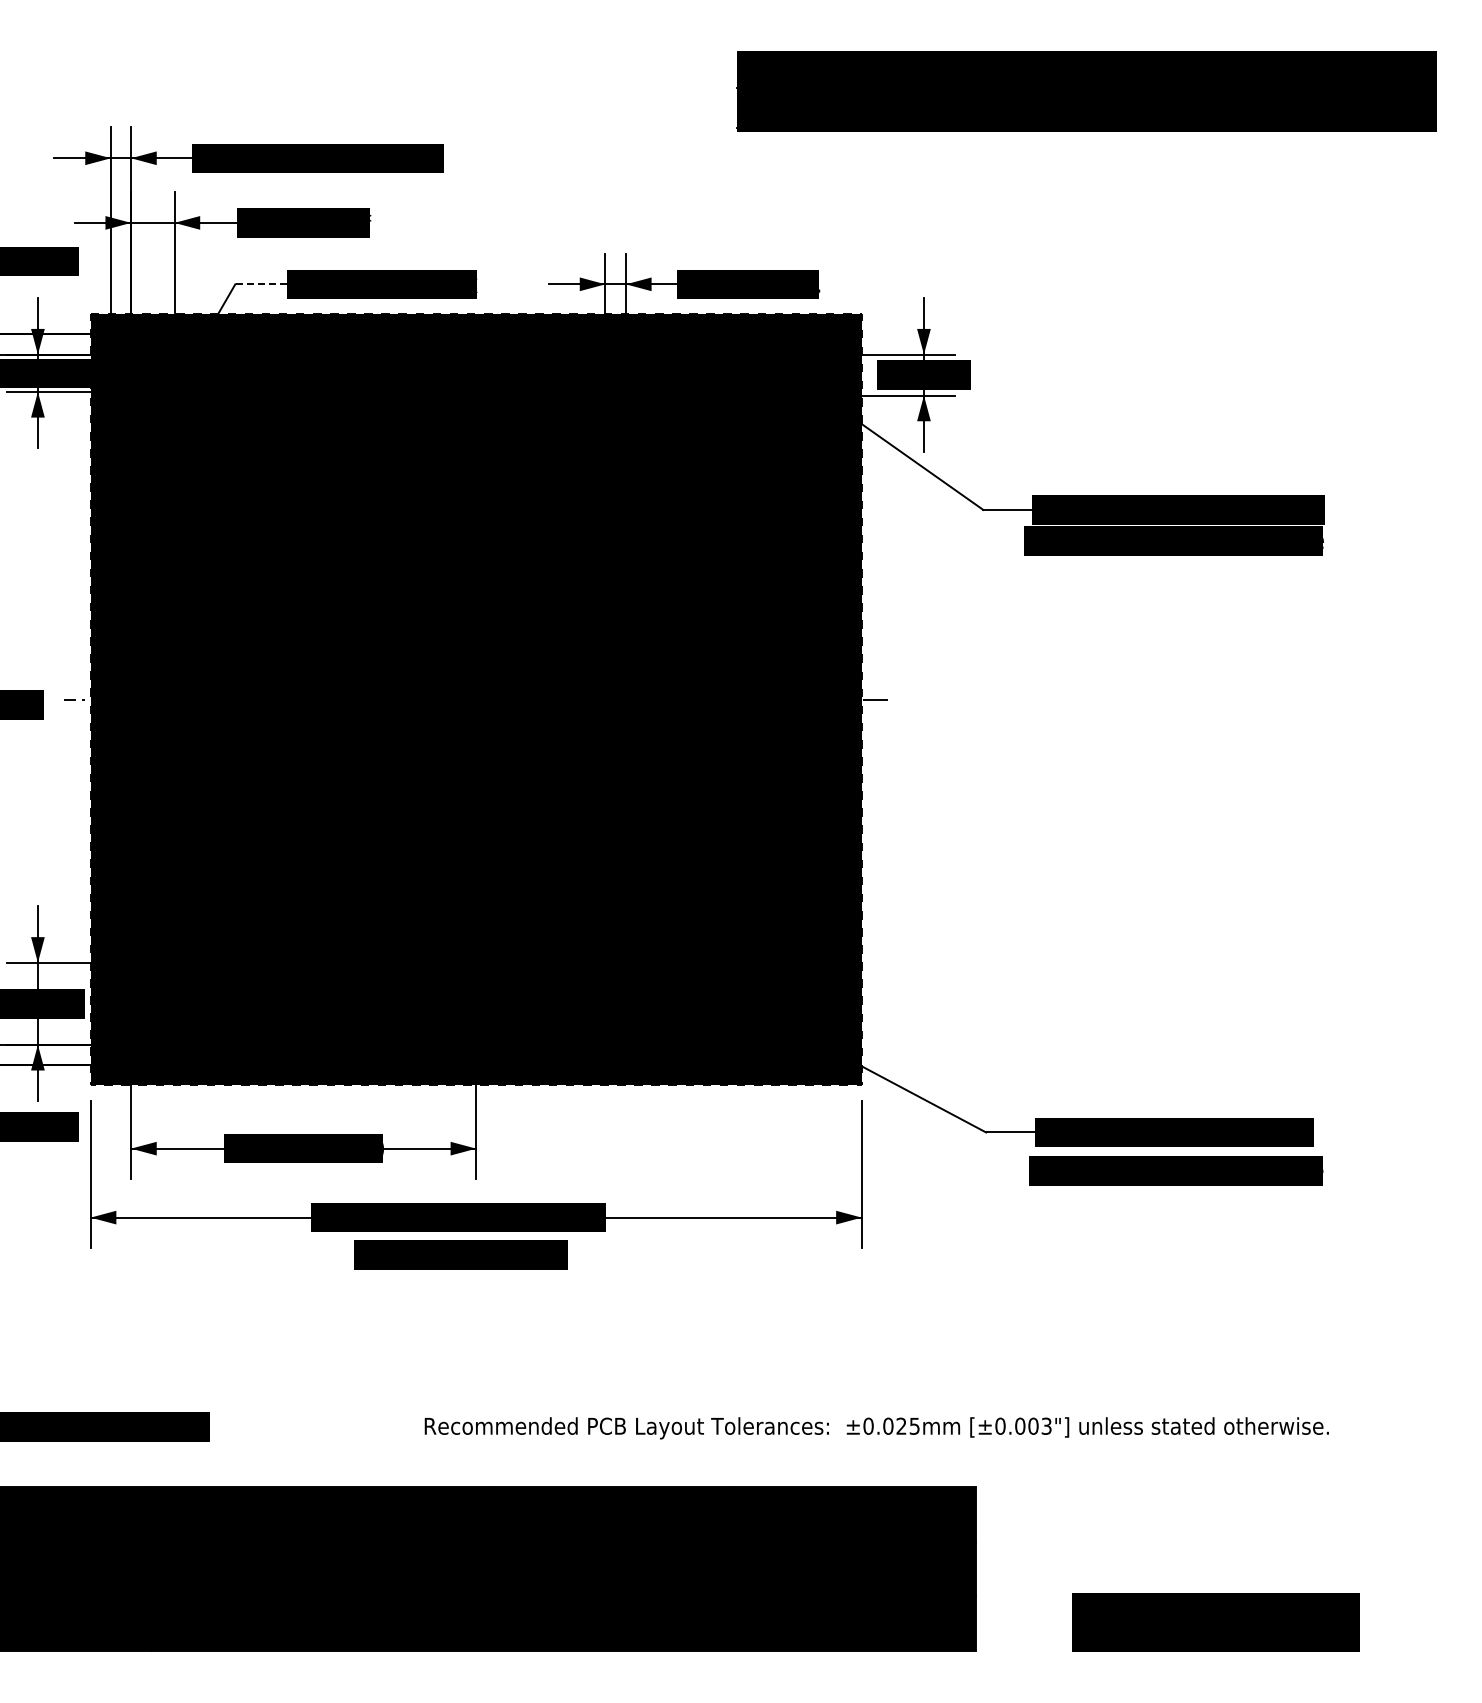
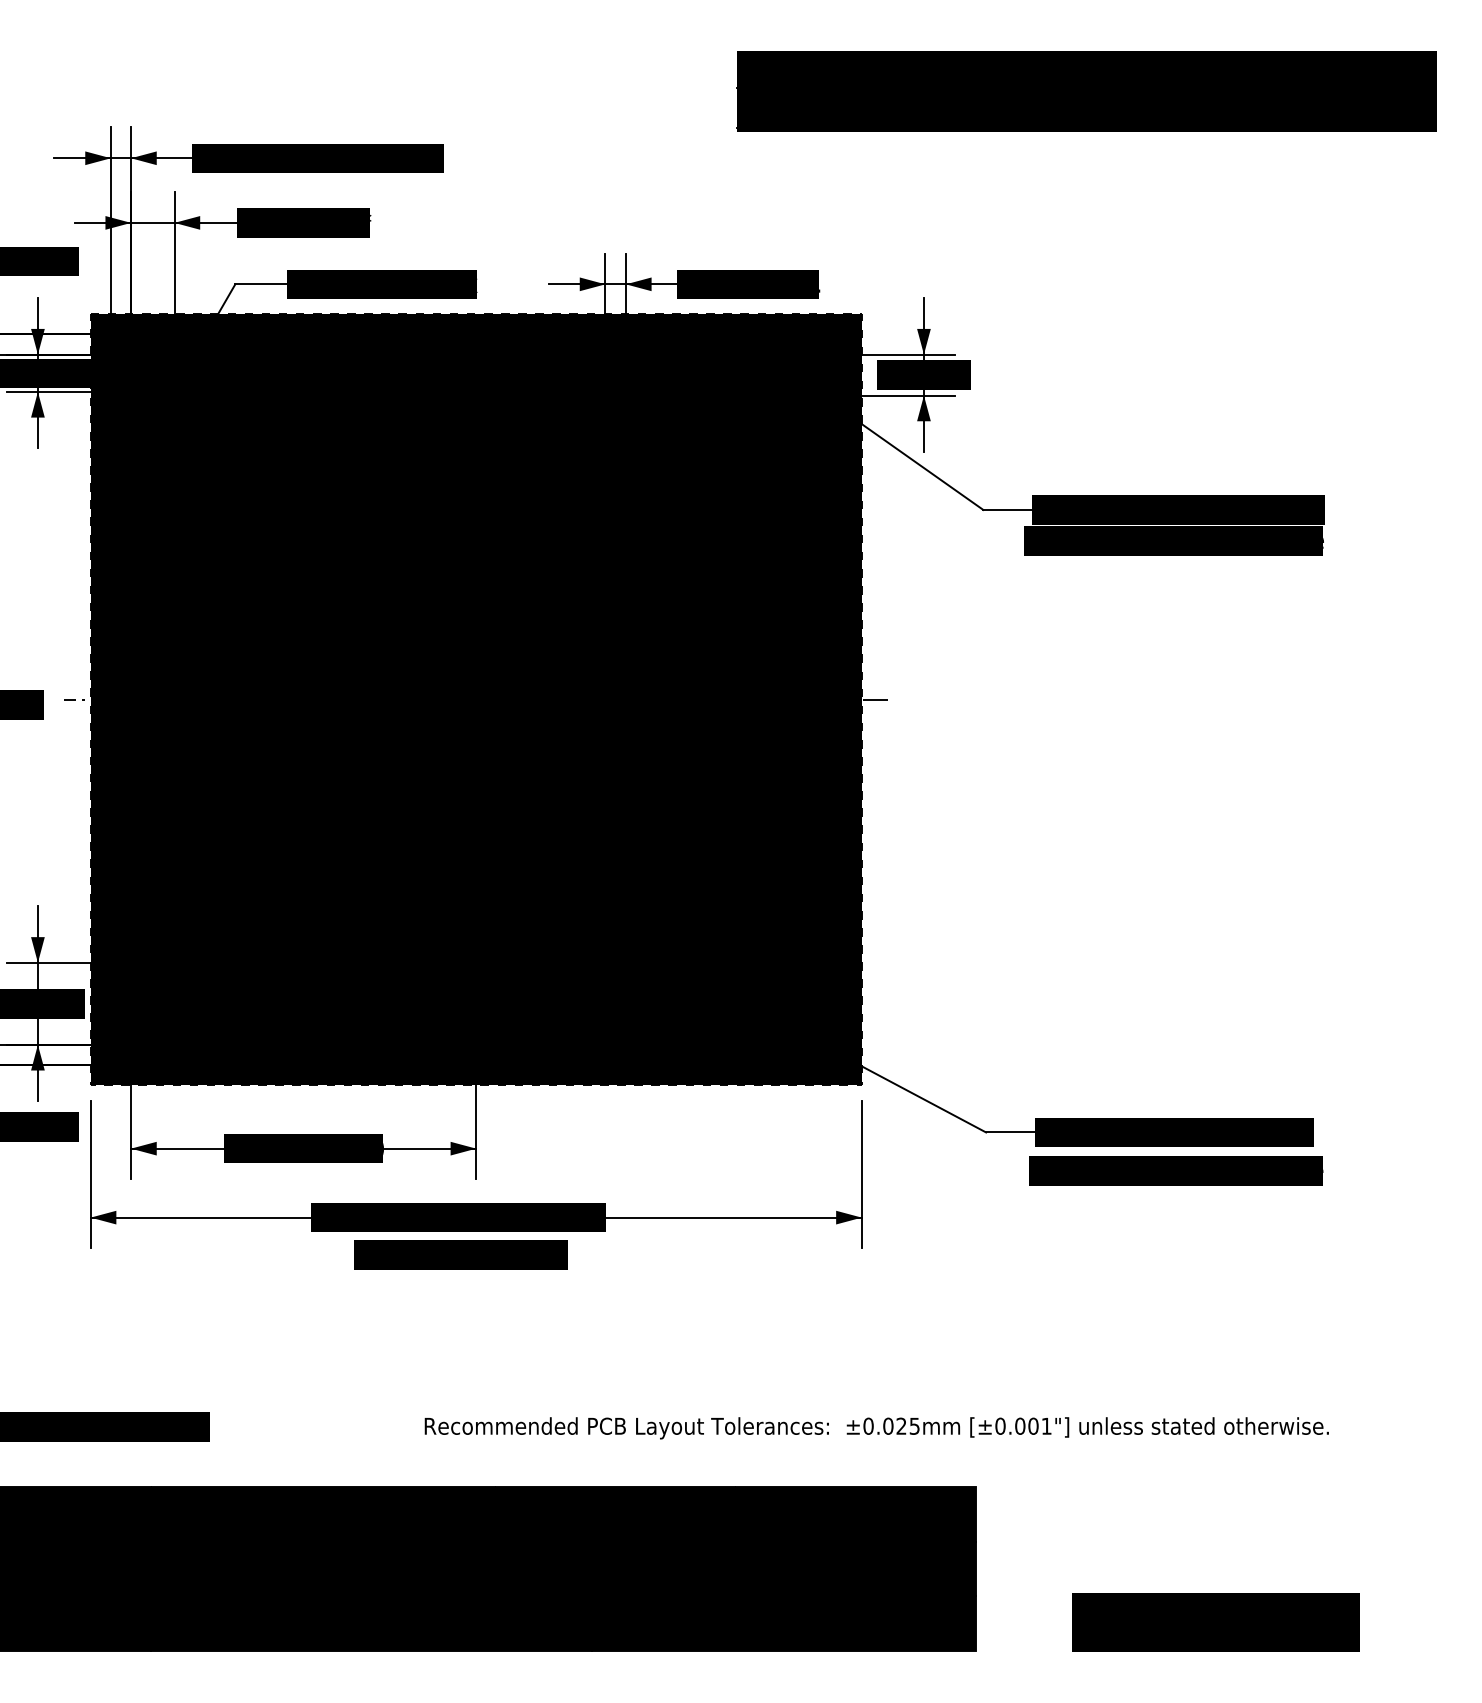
line: dashed -> solid (261, 284)
text: [±0.003"] -> [±0.001"] (1046, 1425)
